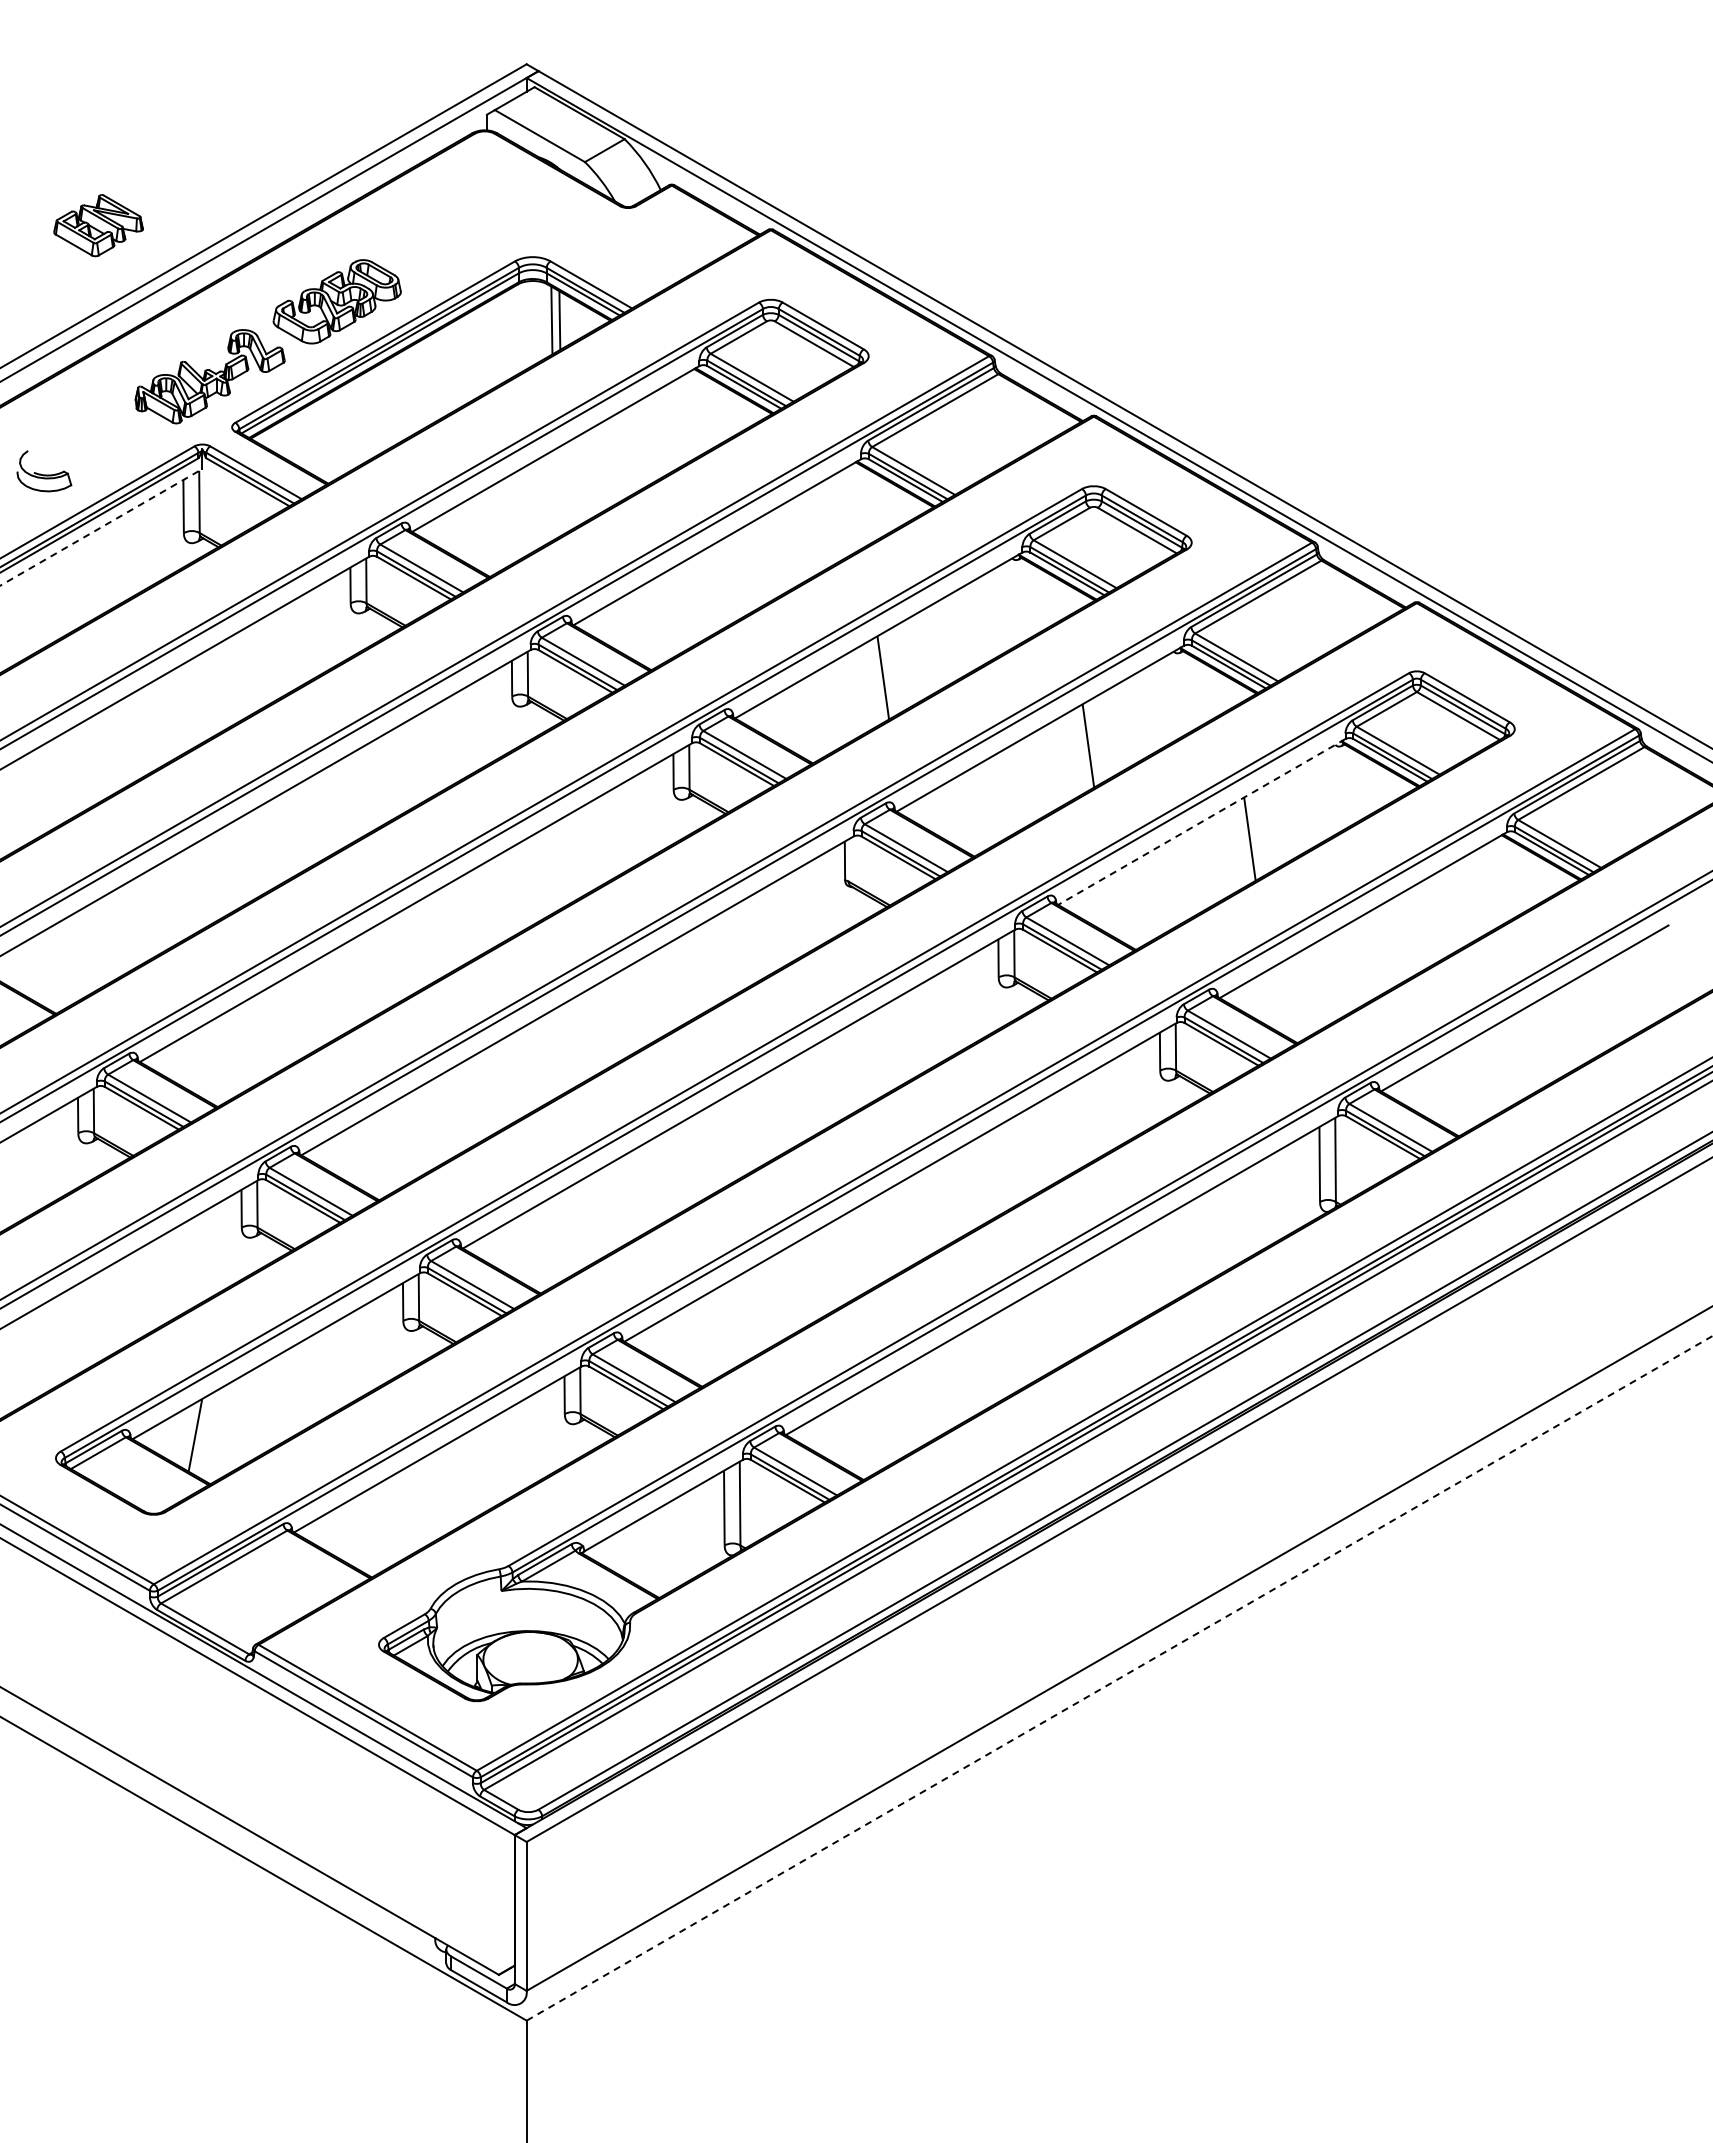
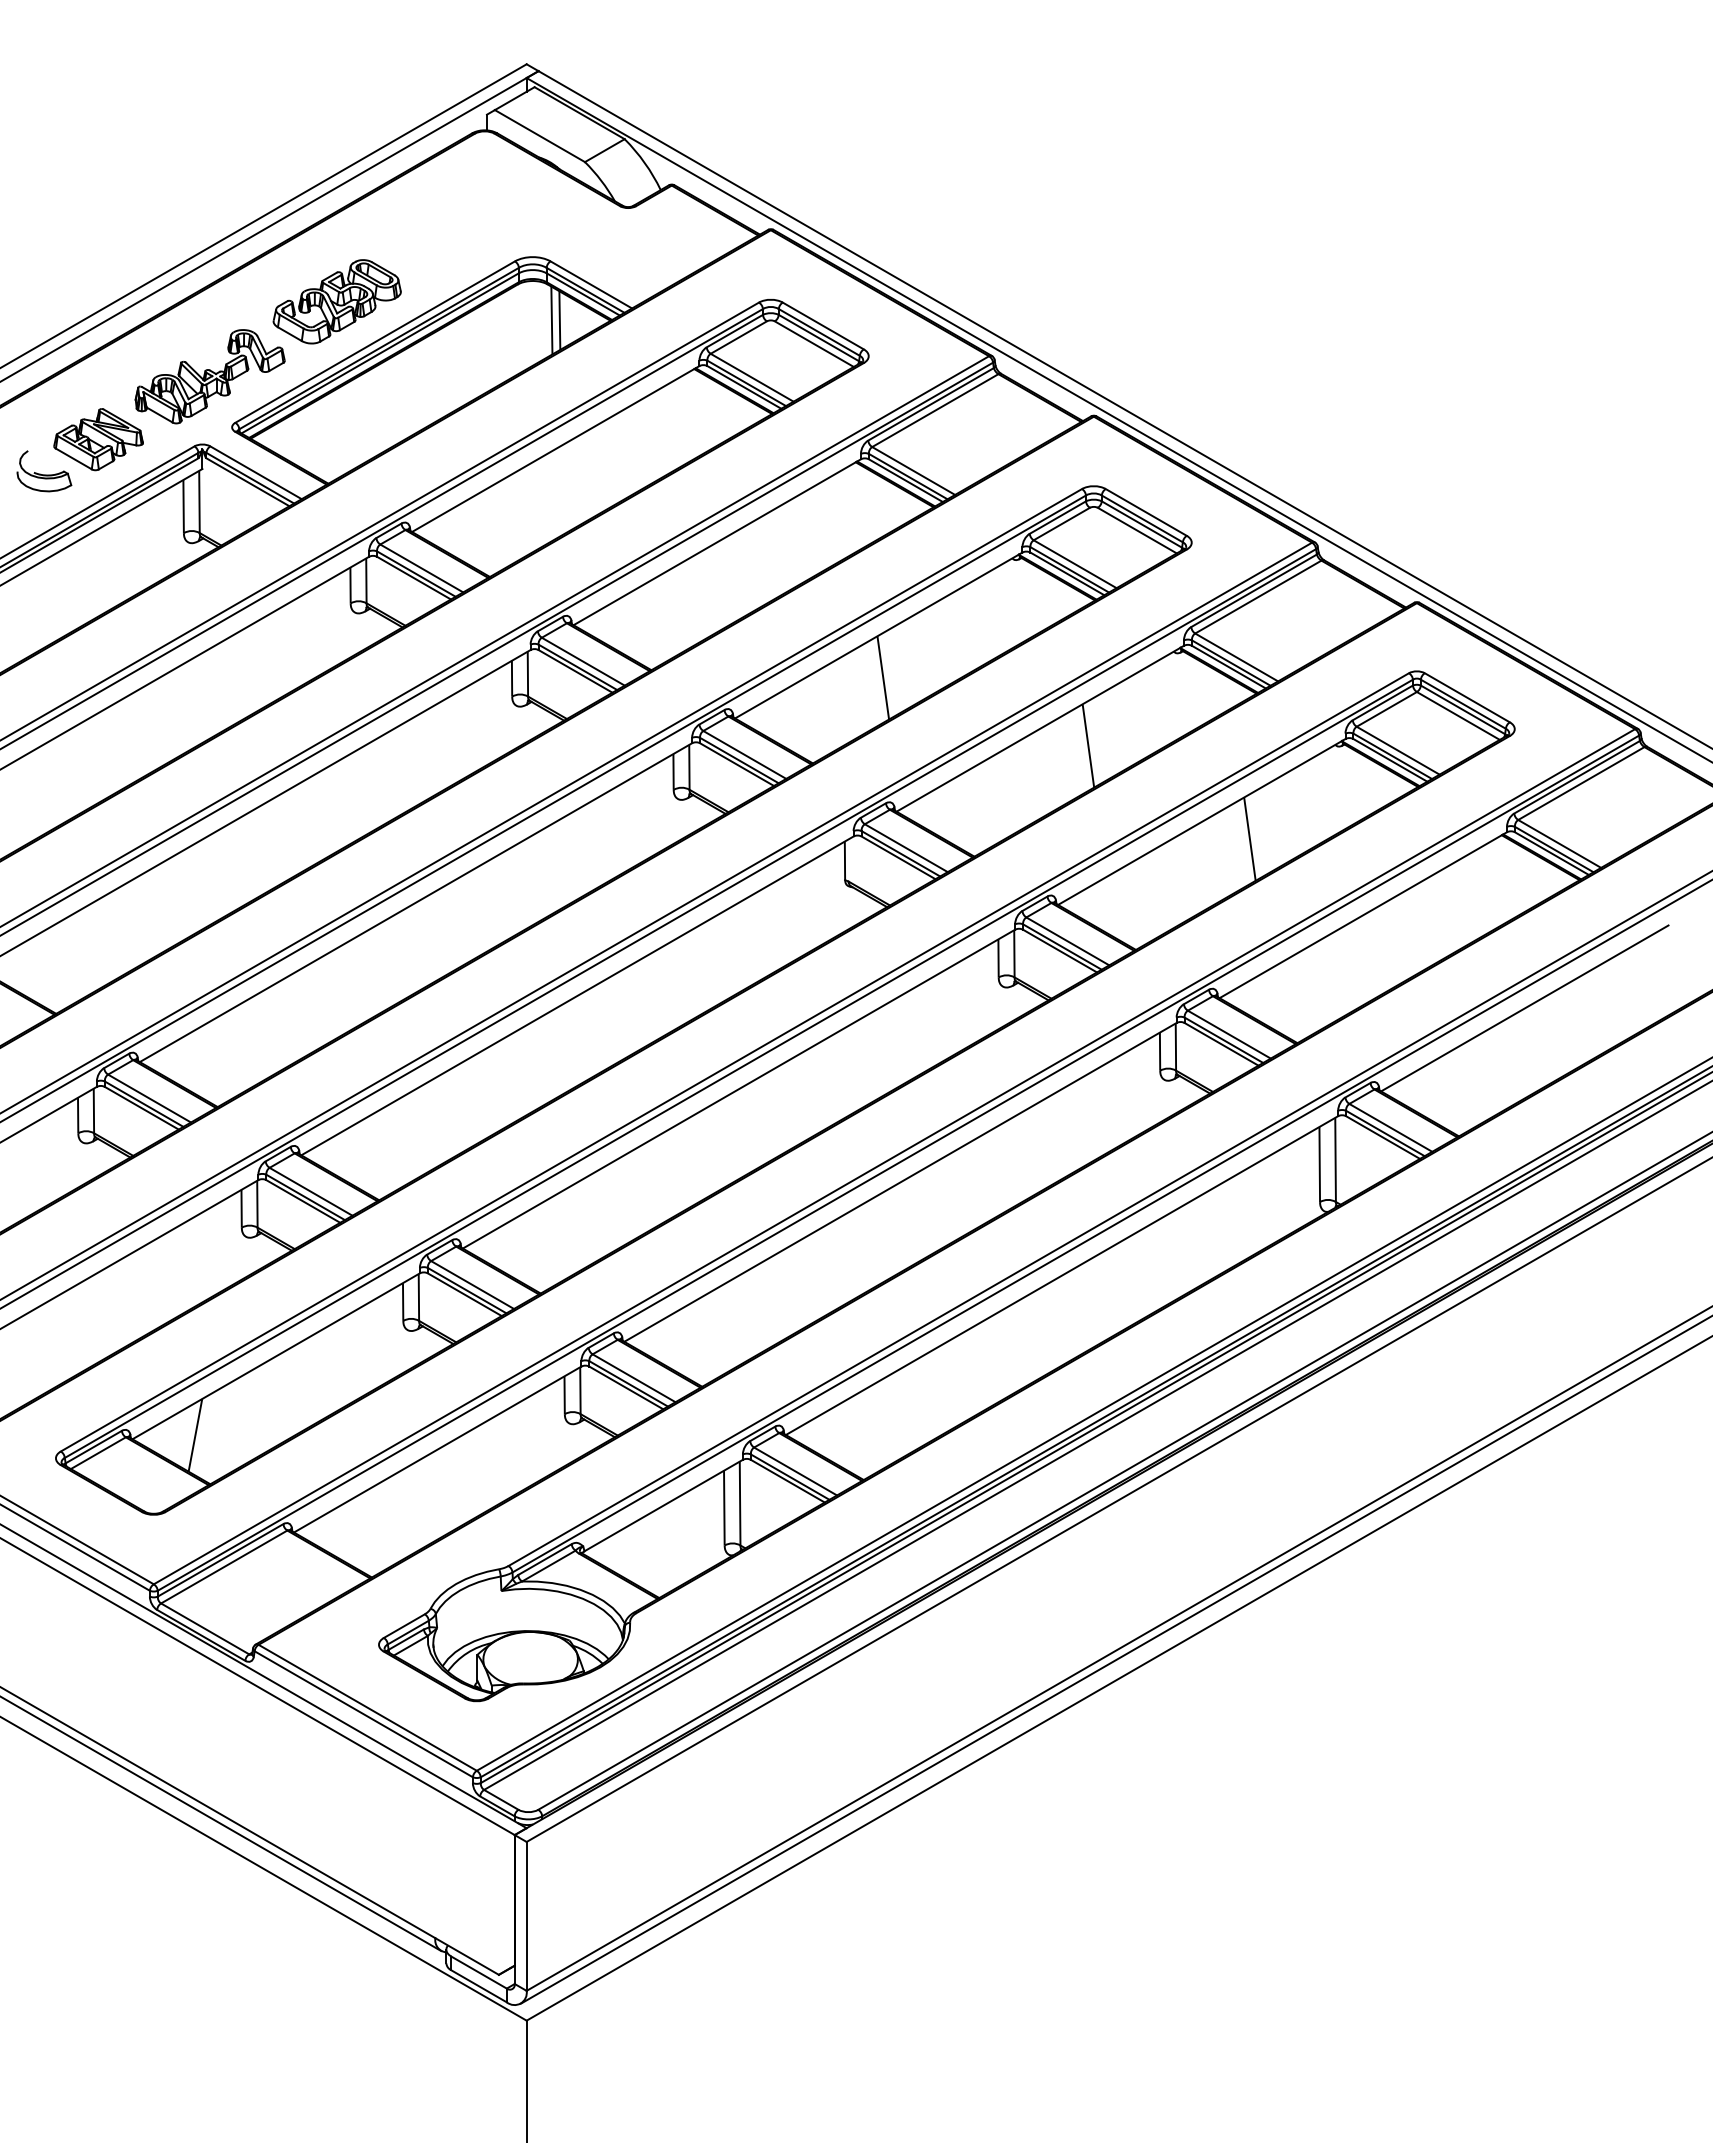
part position: (98, 225) -> (98, 439) (98, 439)
line: dashed -> solid (101, 527)
line: dashed -> solid (1201, 821)
line: none -> present (1114, 1660)
line: dashed -> solid (1119, 1678)
line: none -> present (221, 1824)
